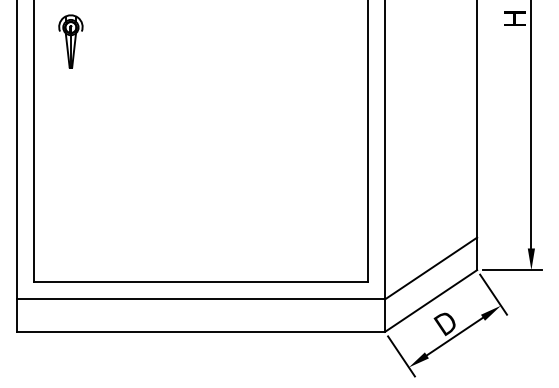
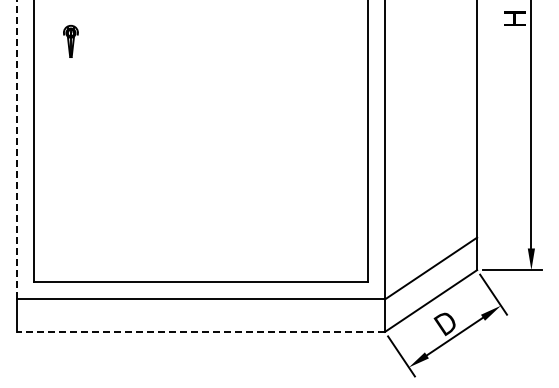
part size: 26x55 px -> 16x34 px (70, 40)
line: solid -> dashed (16, 149)
line: solid -> dashed (200, 331)
